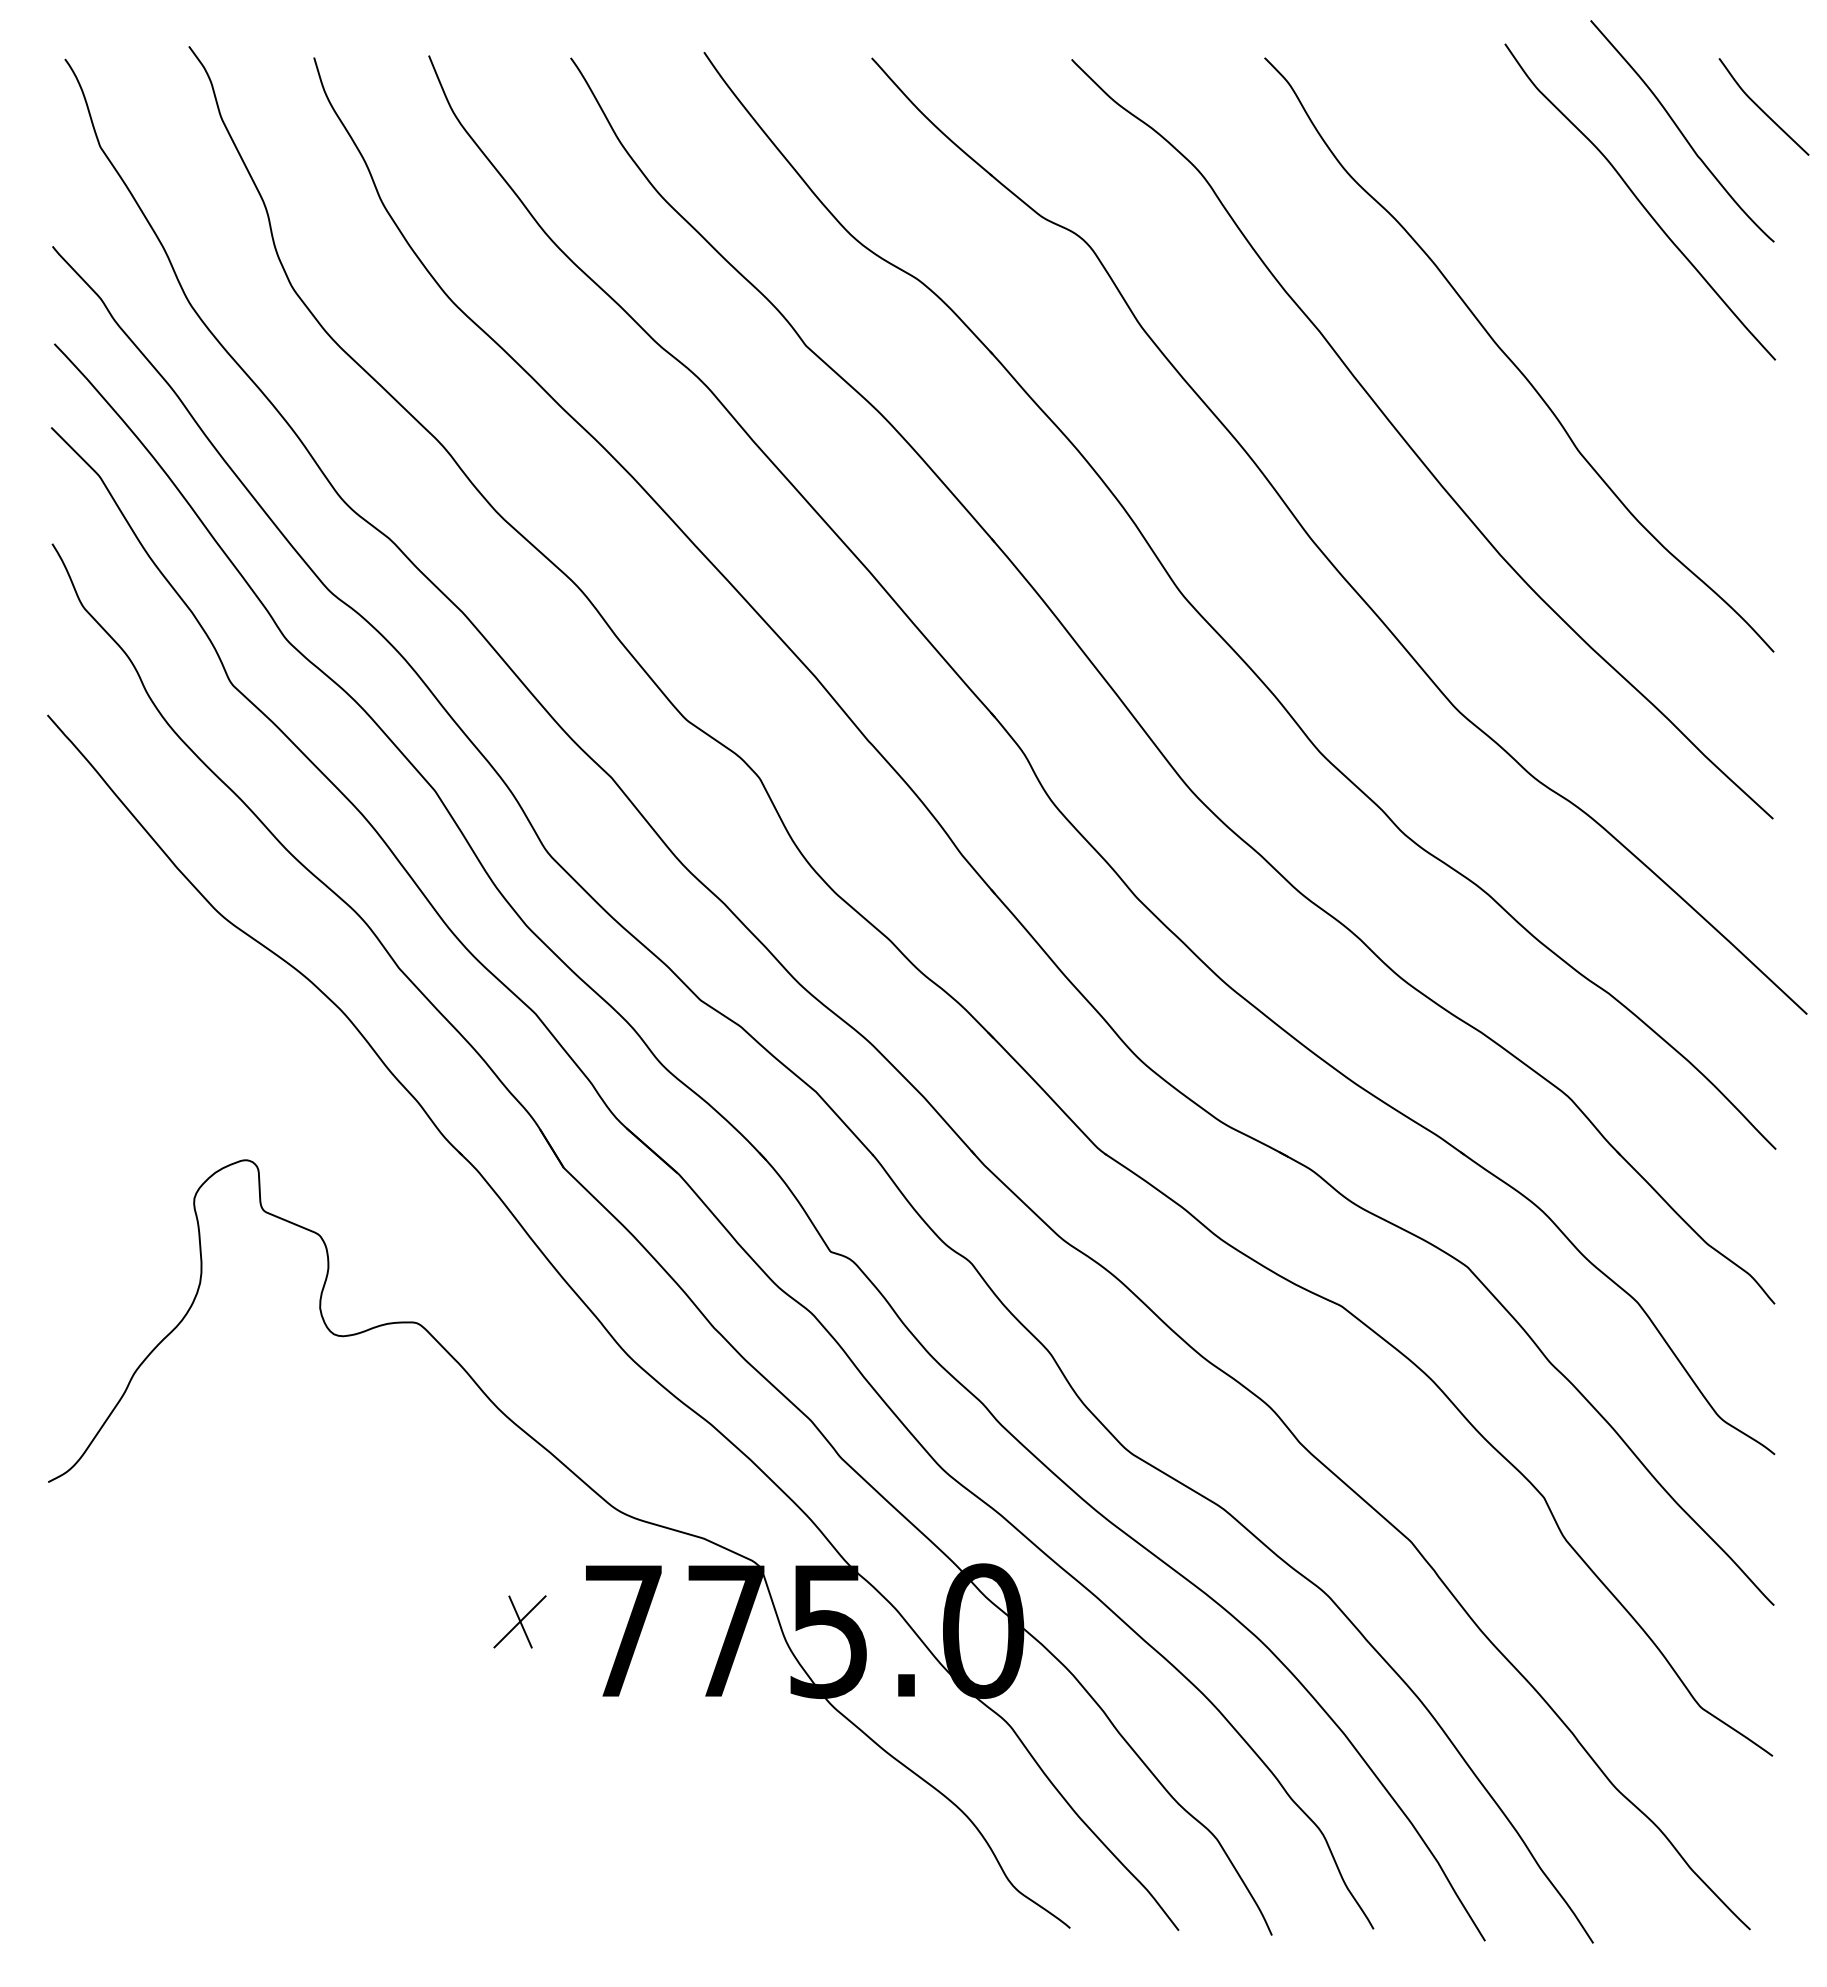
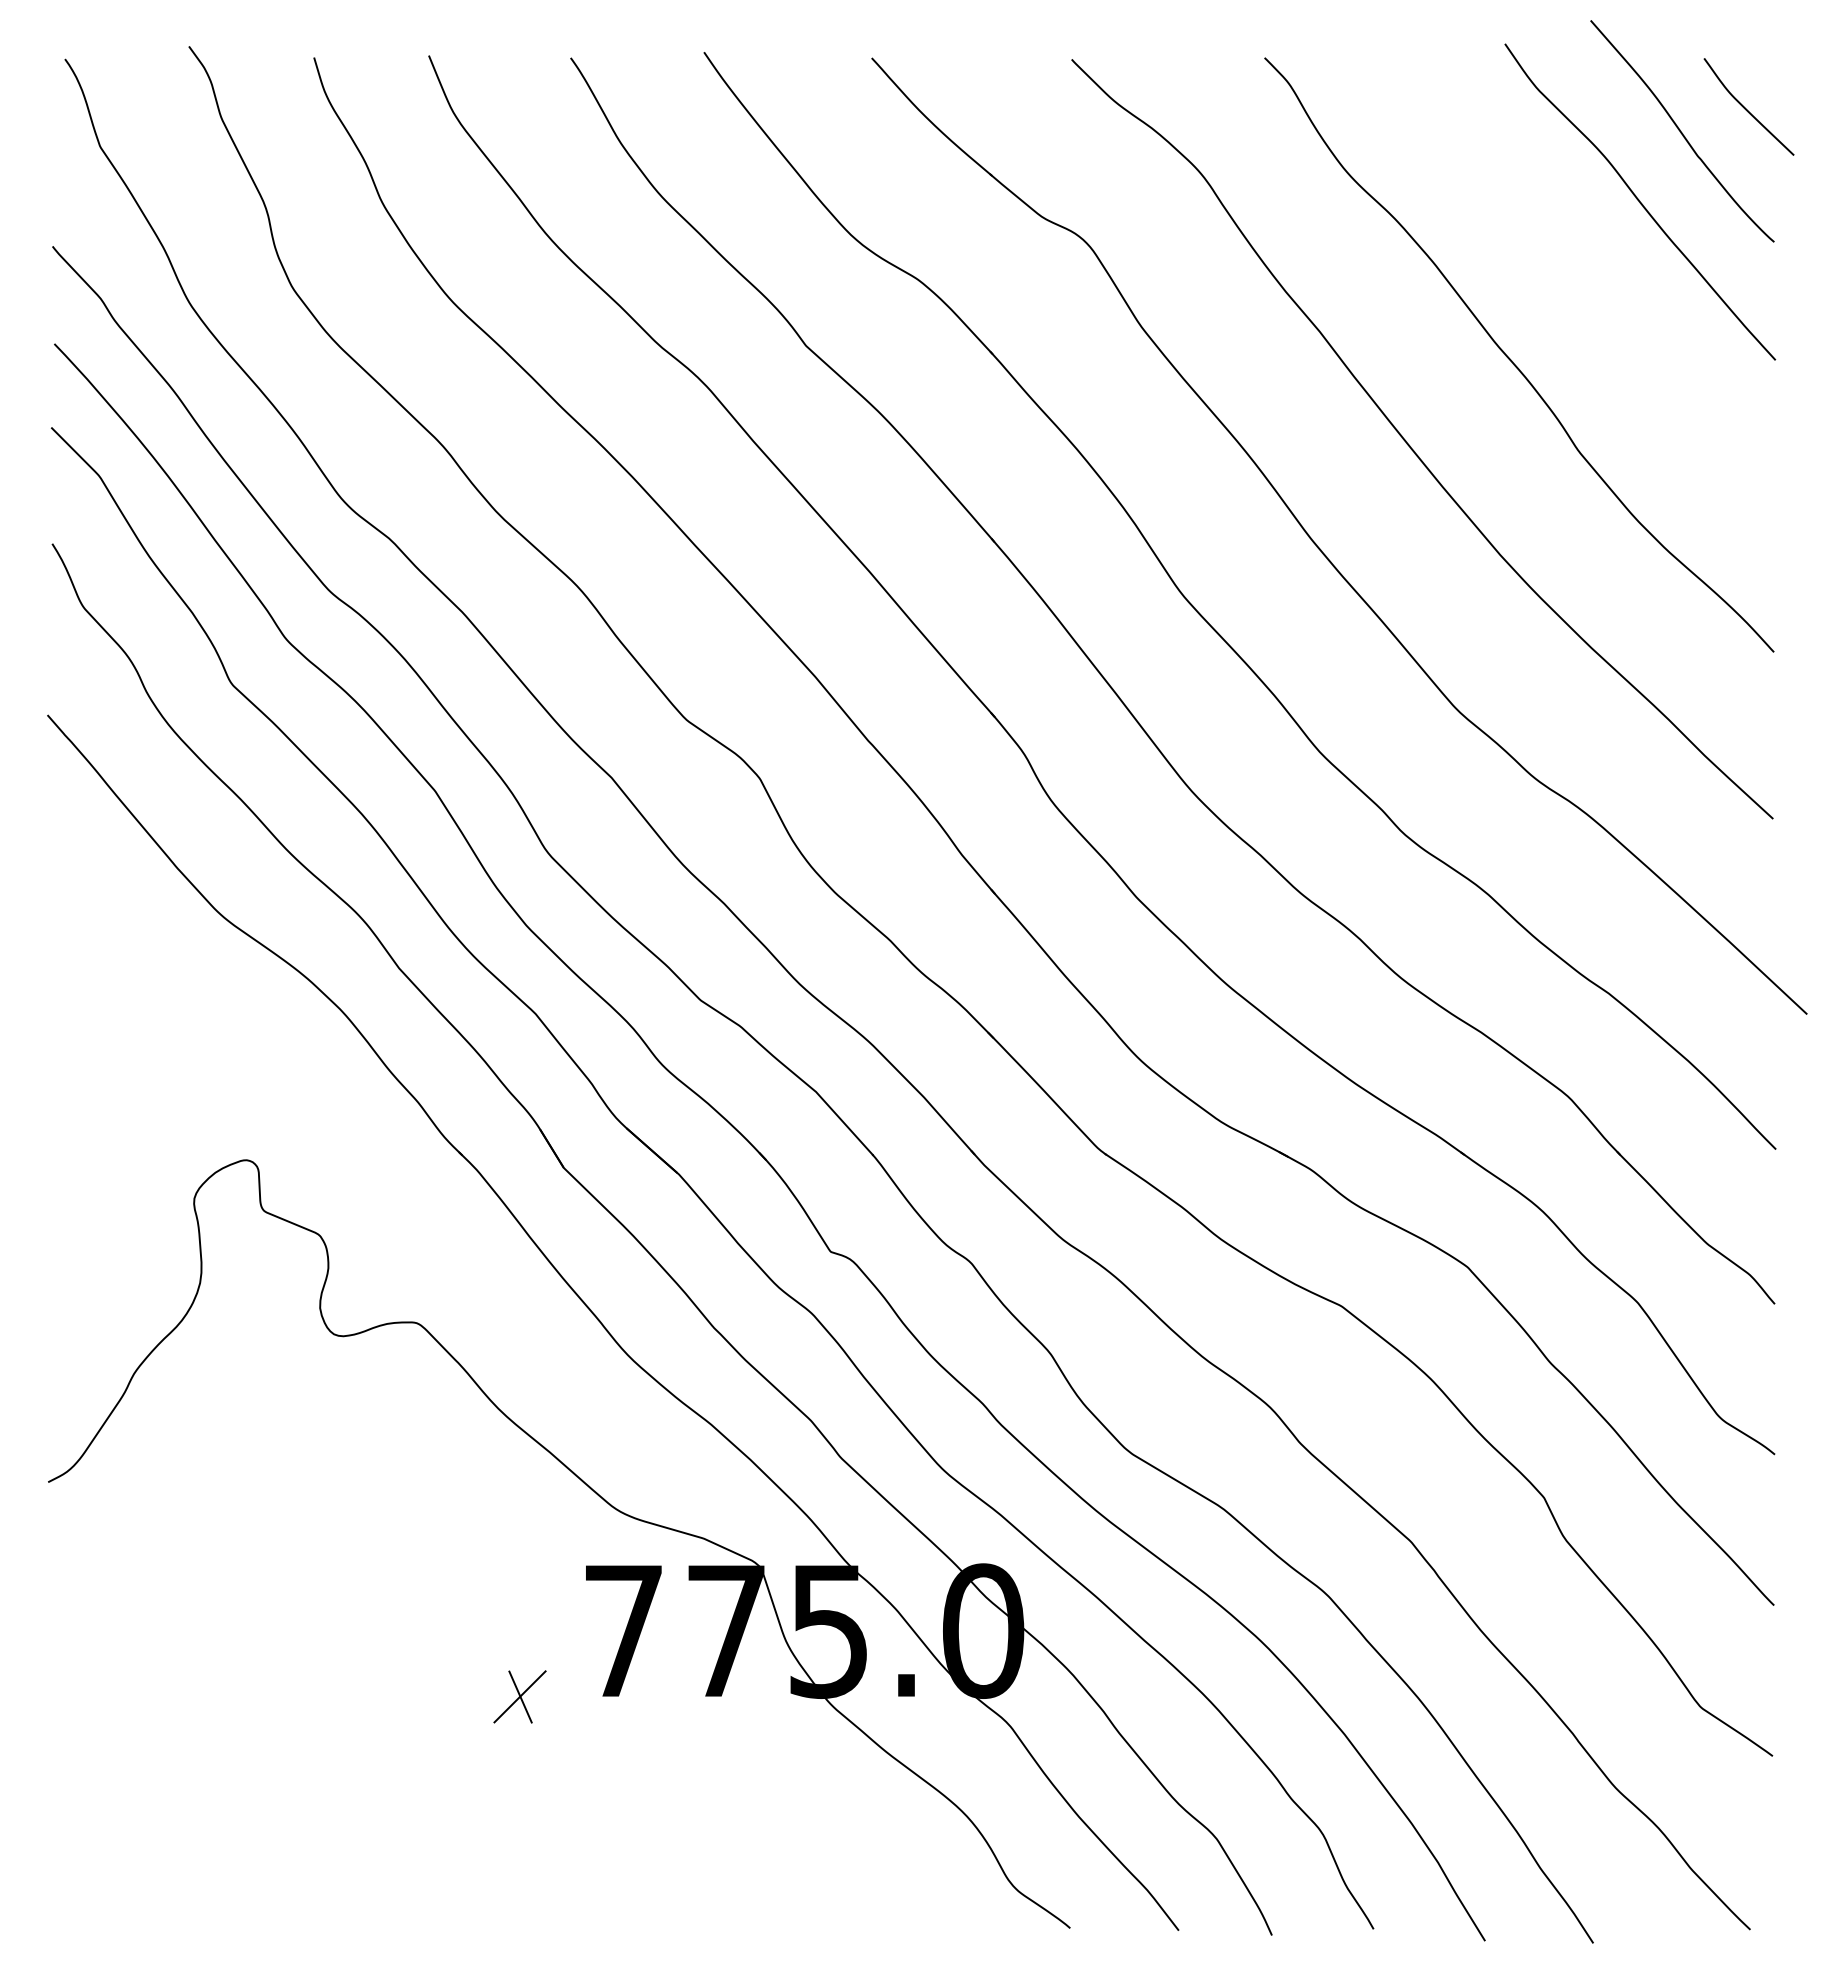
curve position: (1761, 108) -> (1746, 108) (1746, 108)
part position: (519, 1621) -> (519, 1696) (519, 1696)
